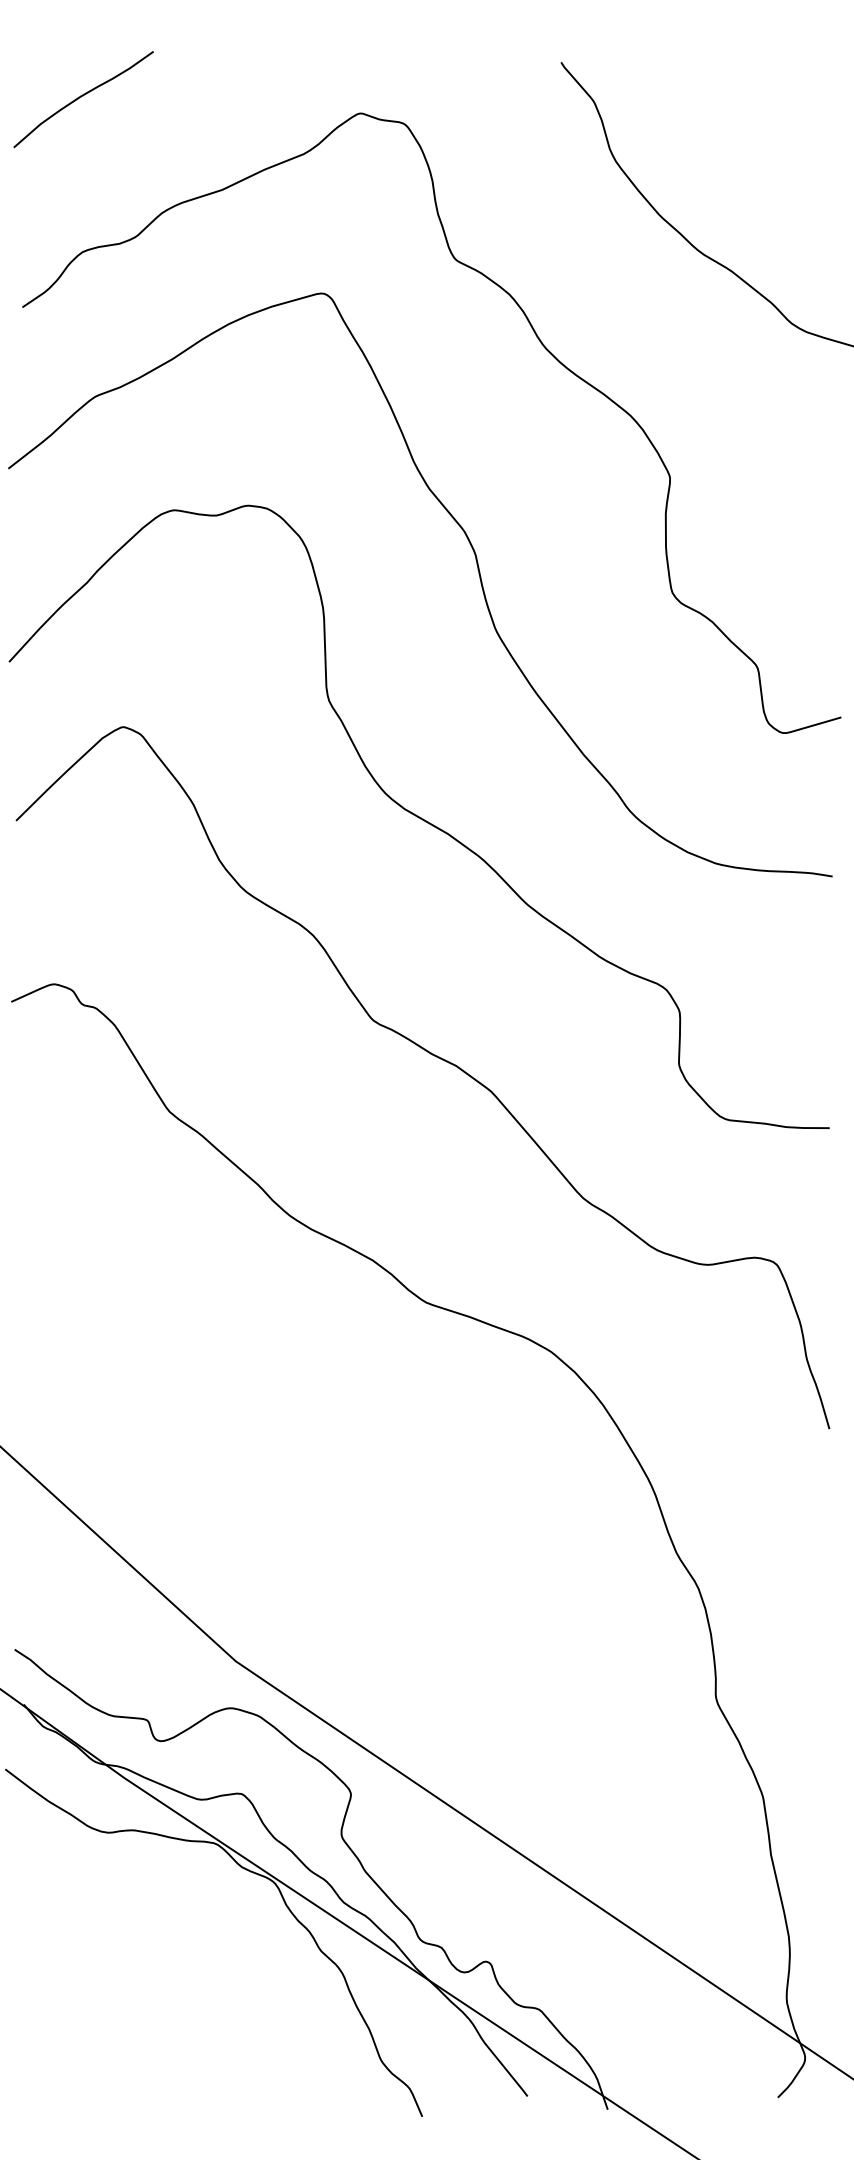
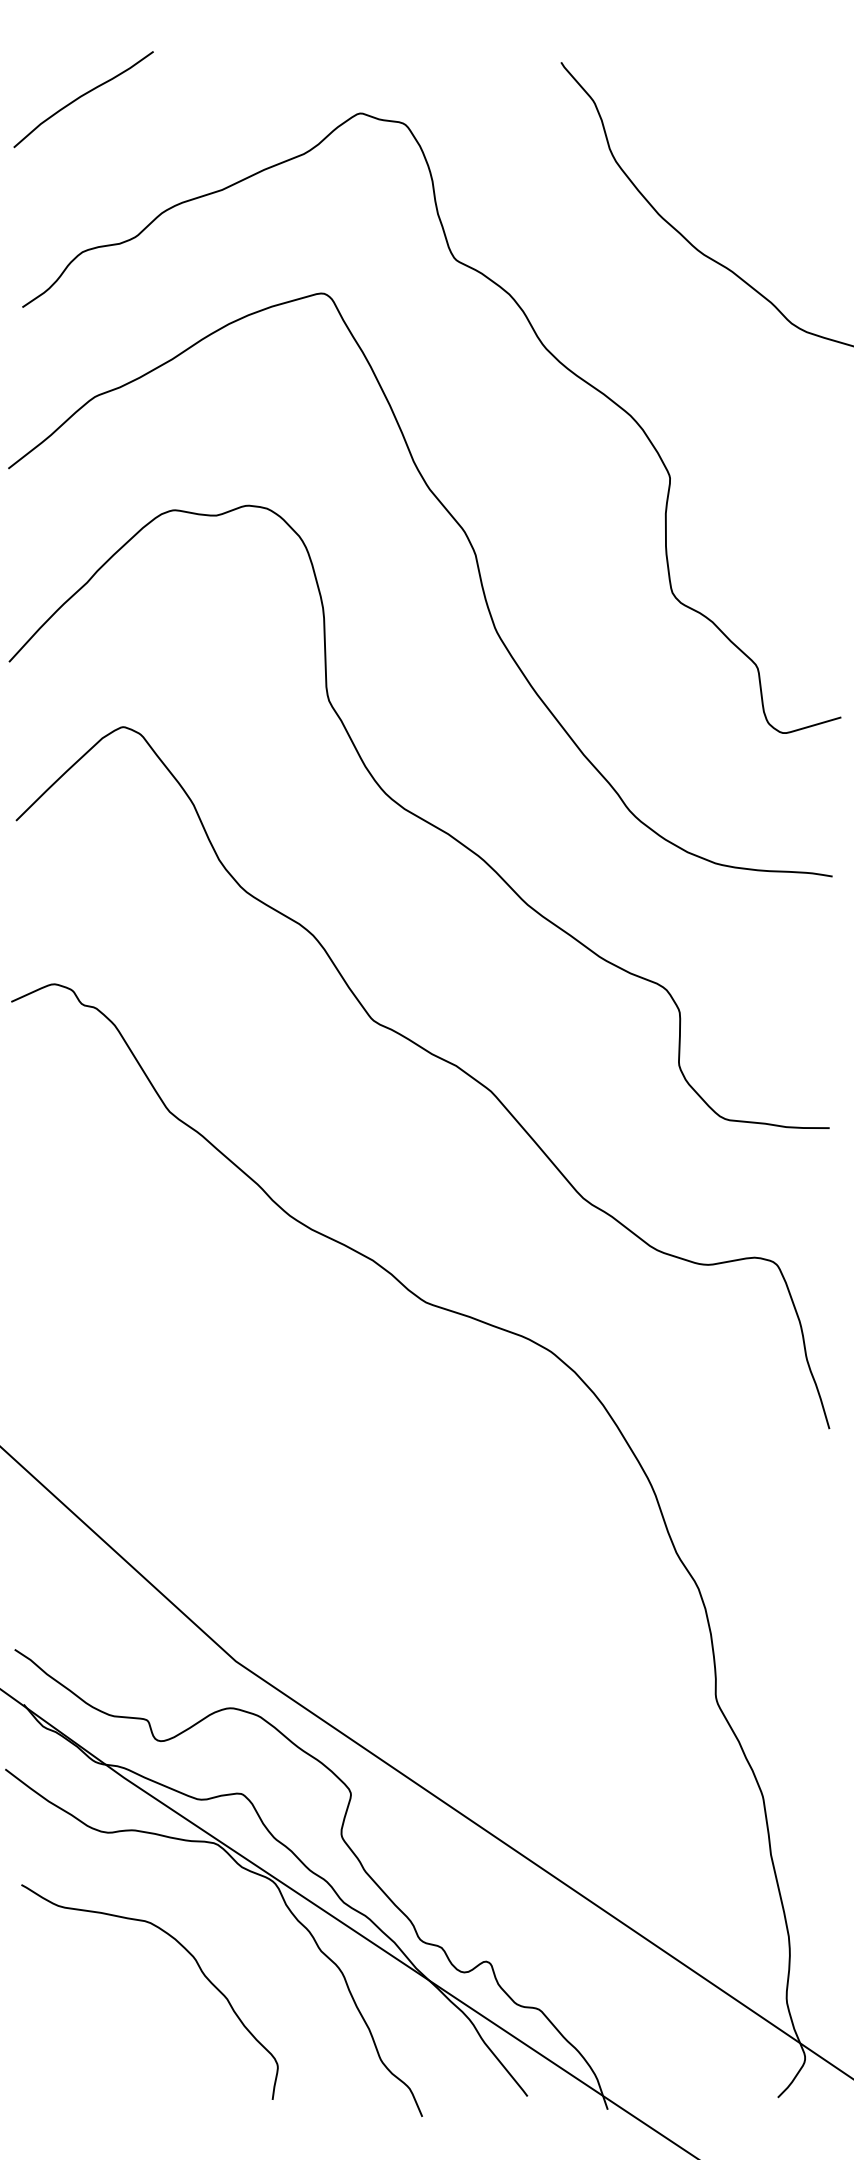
curve: none -> present (187, 1952)
